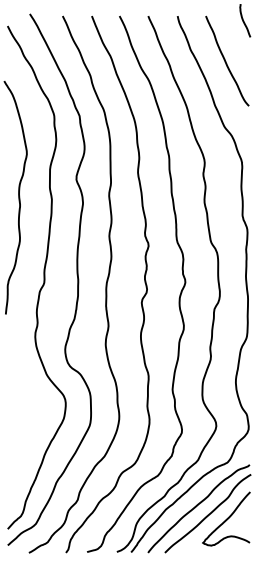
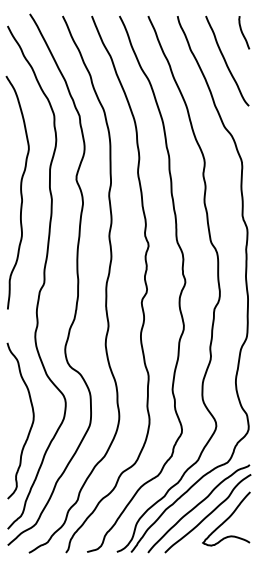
curve position: (244, 20) -> (243, 32) (243, 32)
curve position: (18, 197) -> (20, 192) (20, 192)
curve: none -> present (31, 423)
